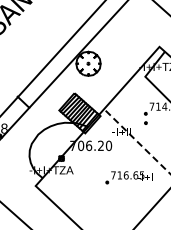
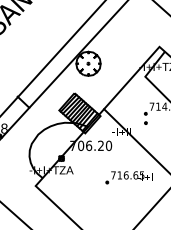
line: dashed -> solid (137, 141)
